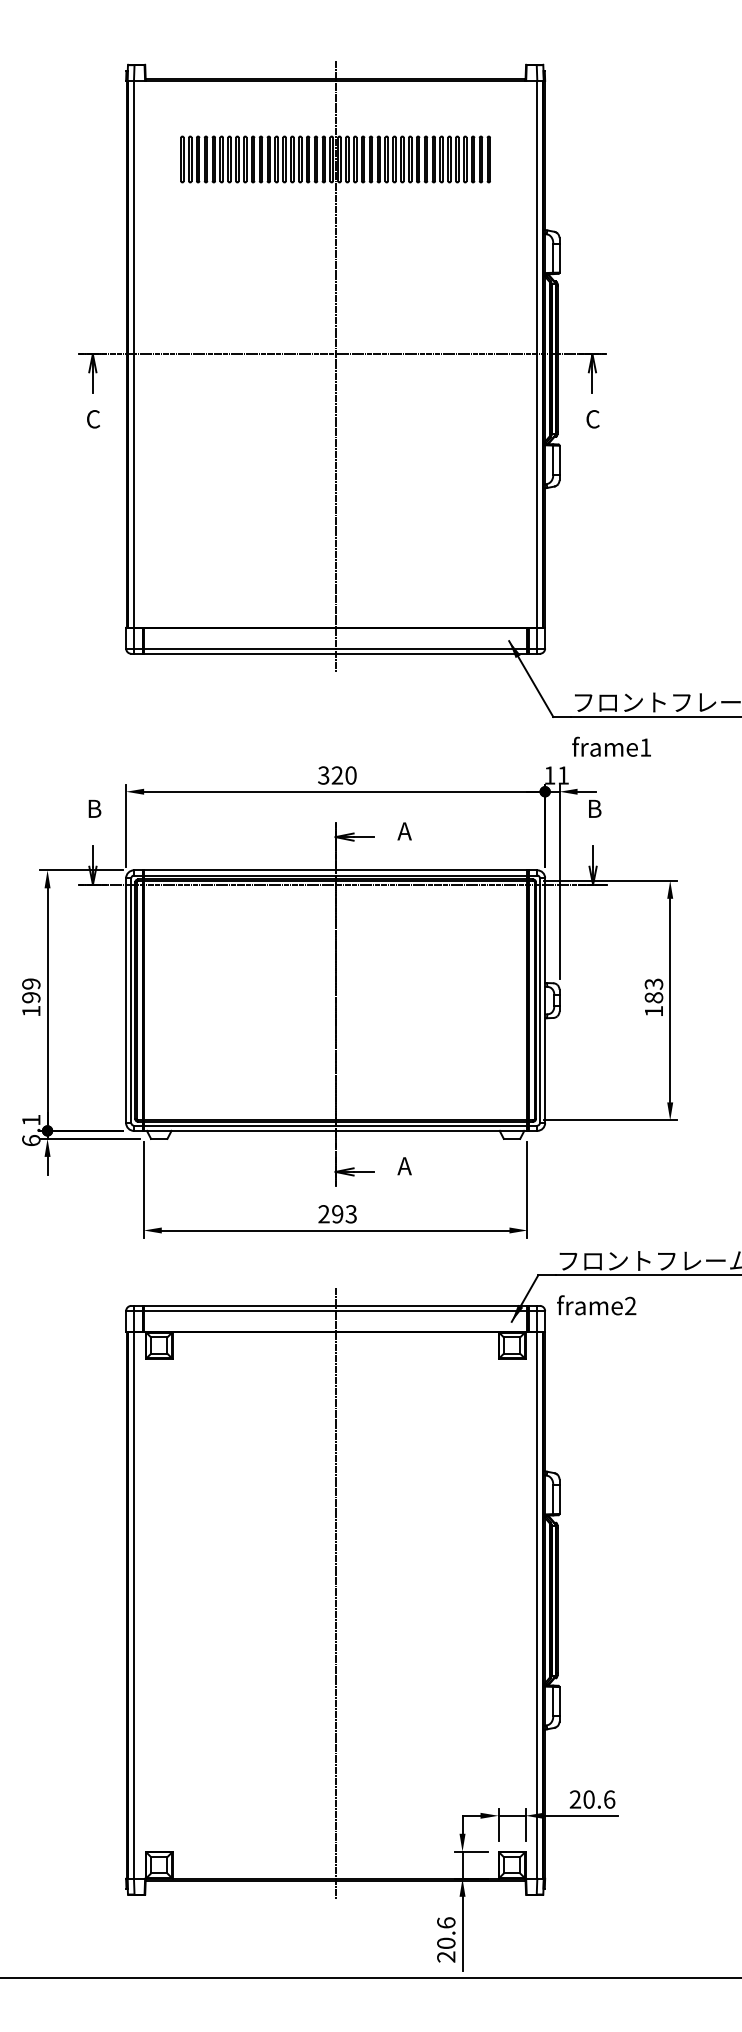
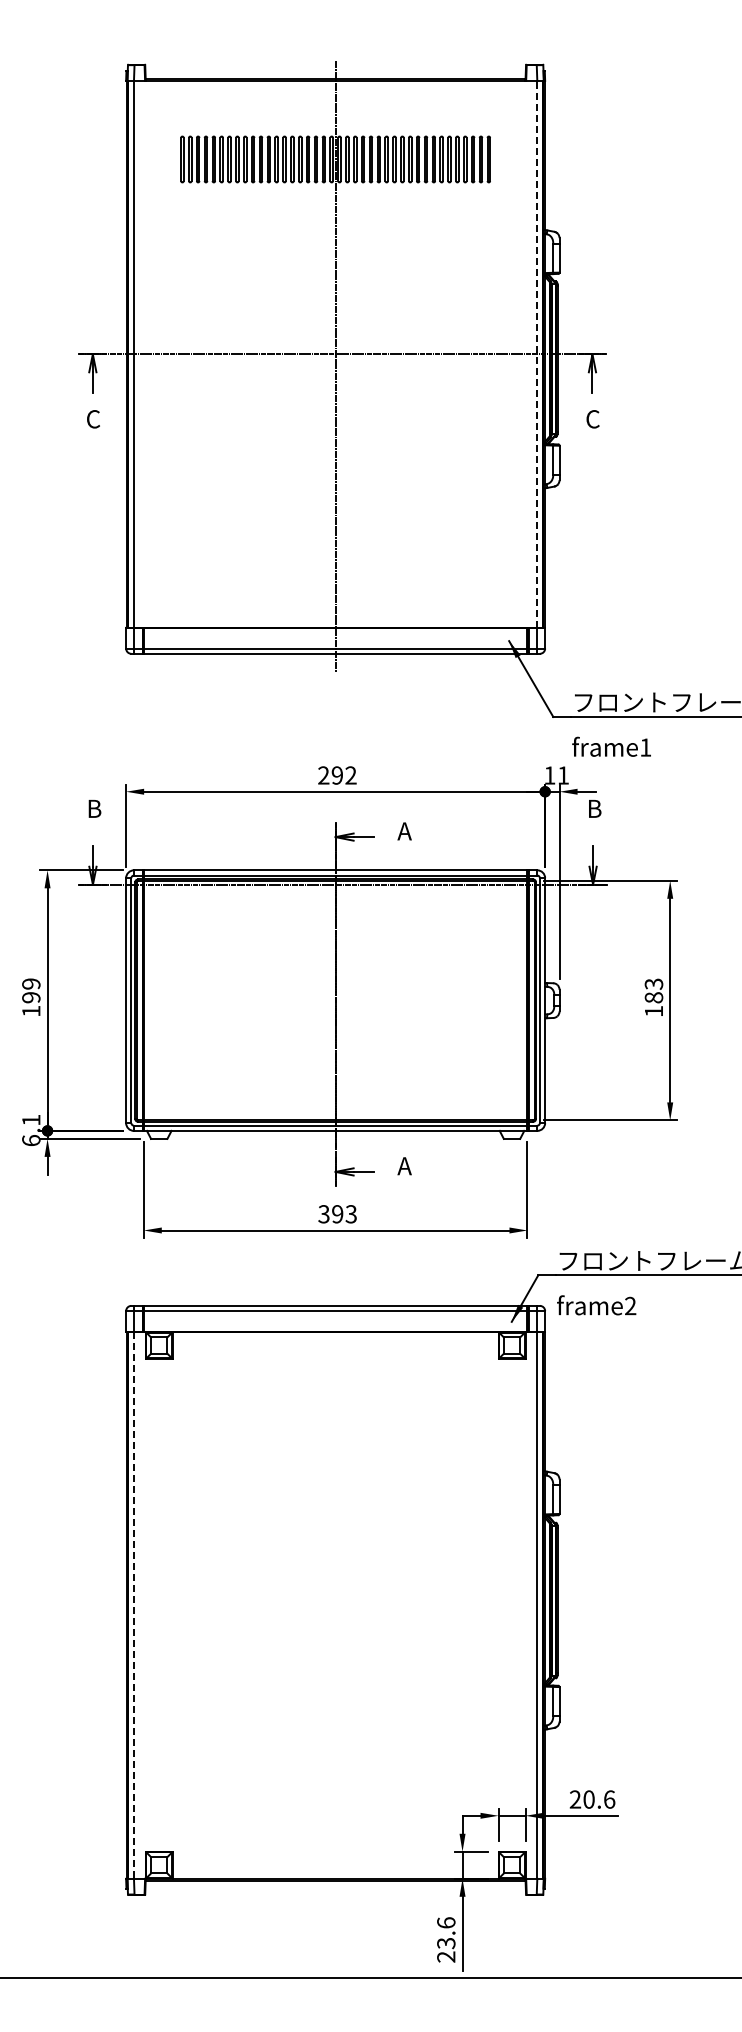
line: solid -> dashed (536, 353)
text: 320 -> 292 (337, 775)
text: 293 -> 393 (323, 1214)
line: present -> none (335, 1592)
line: solid -> dashed (134, 1605)
text: 20.6 -> 23.6 (446, 1943)
